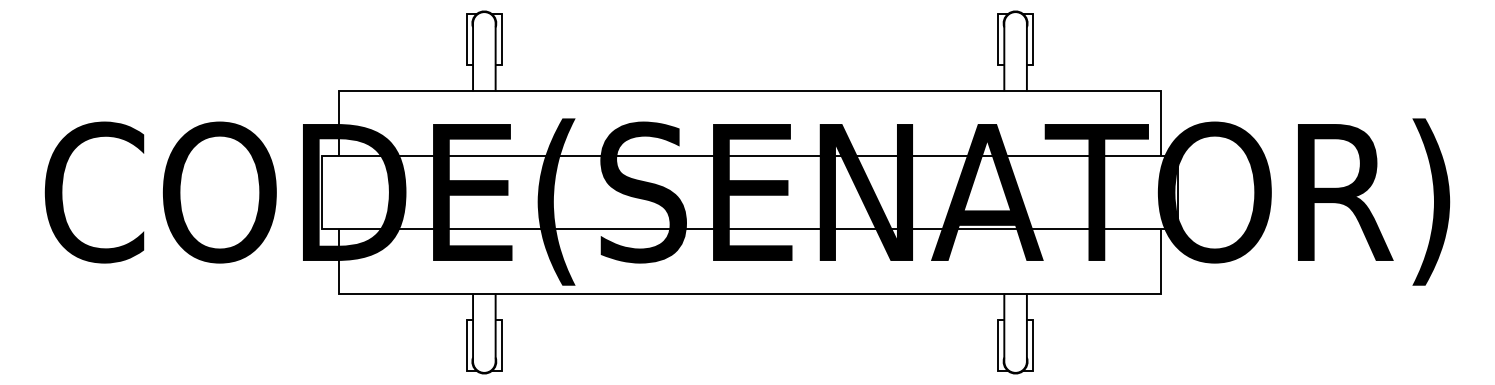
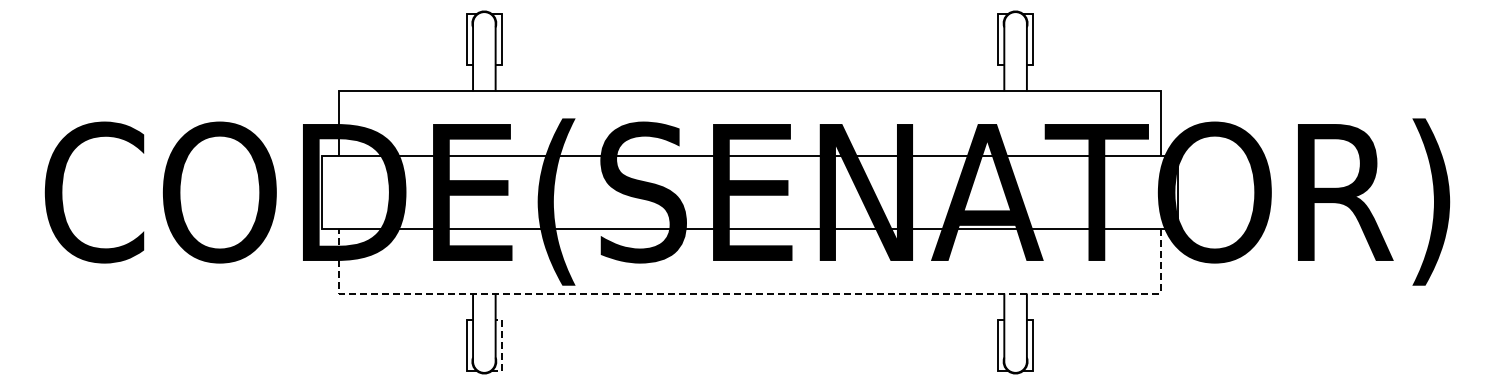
line: solid -> dashed (749, 293)
line: solid -> dashed (501, 347)
